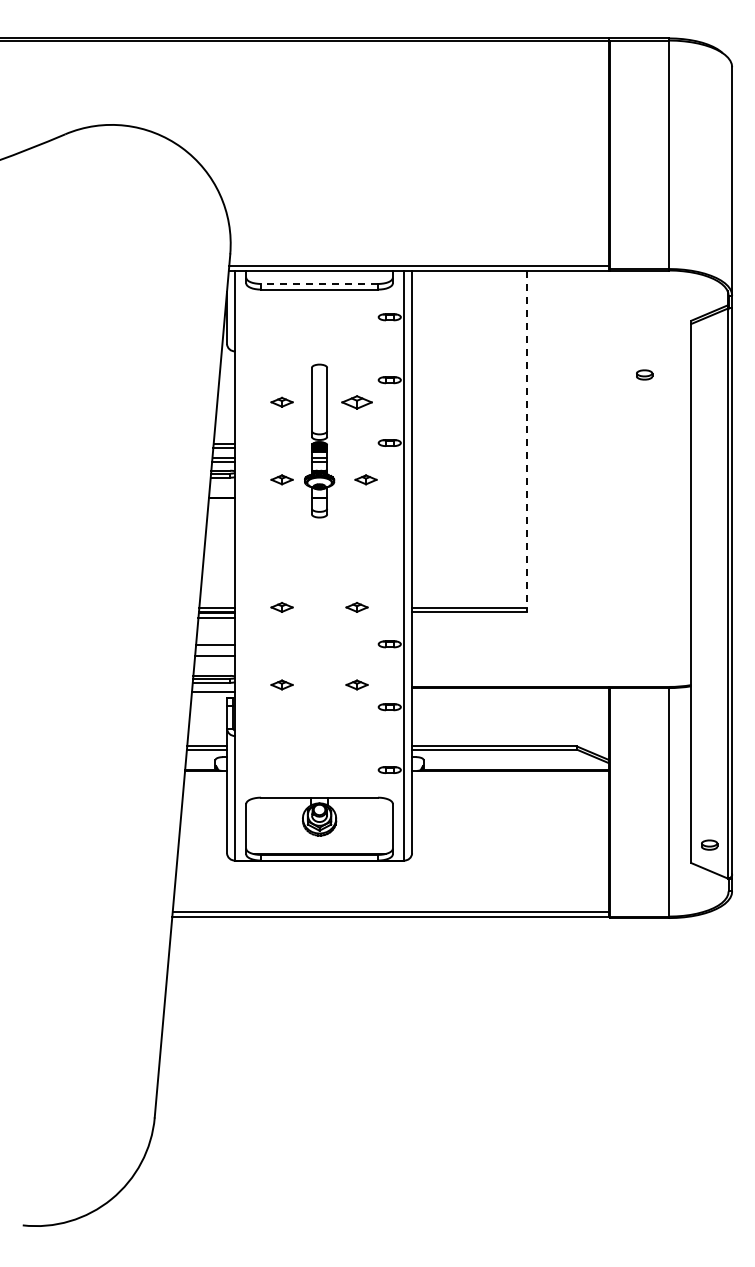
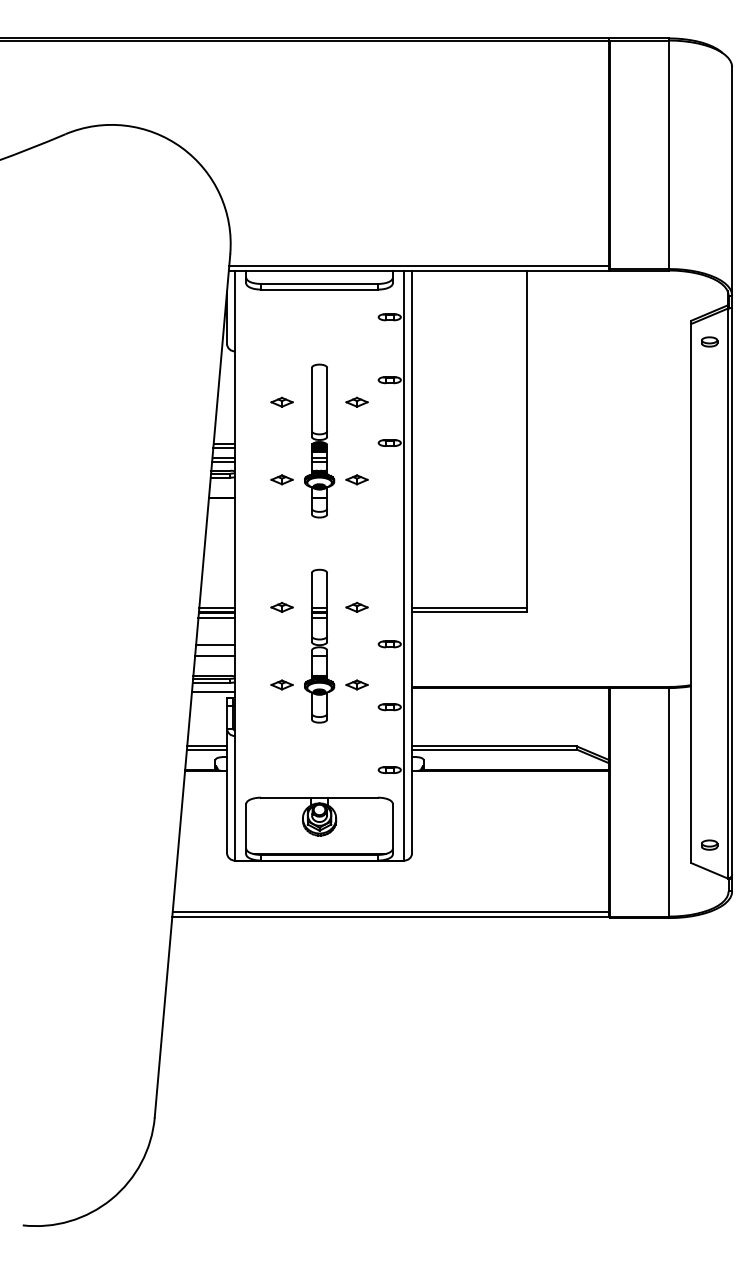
line: dashed -> solid (319, 284)
part position: (644, 374) -> (709, 341) (709, 341)
part size: 32x15 px -> 24x12 px (356, 401)
line: dashed -> solid (527, 441)
part position: (365, 479) -> (356, 479) (356, 479)
part: none -> present (319, 645)
